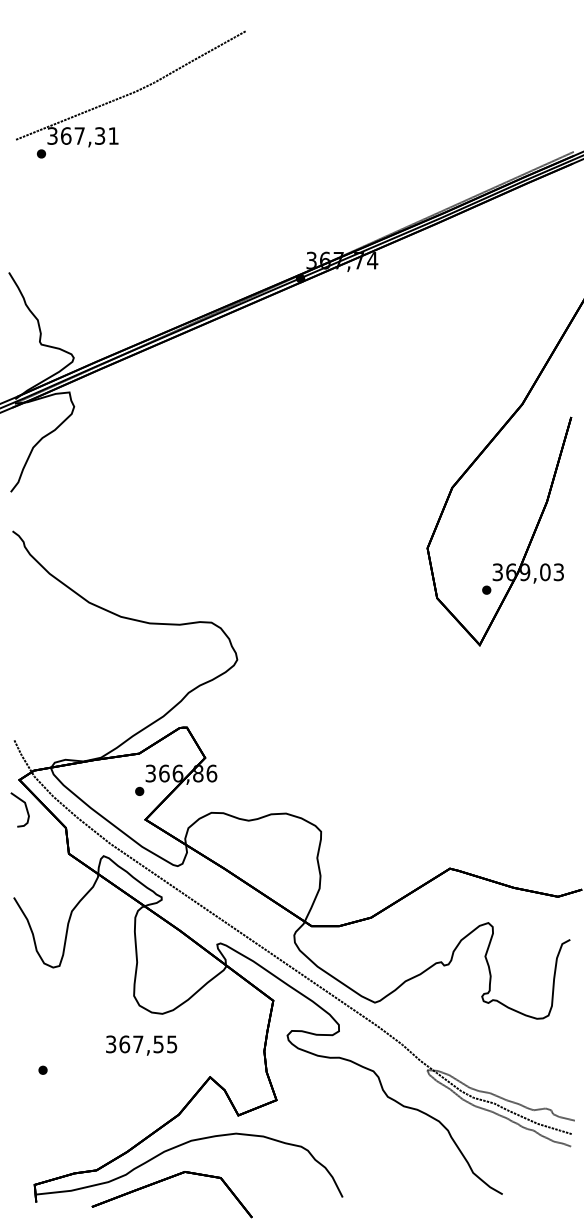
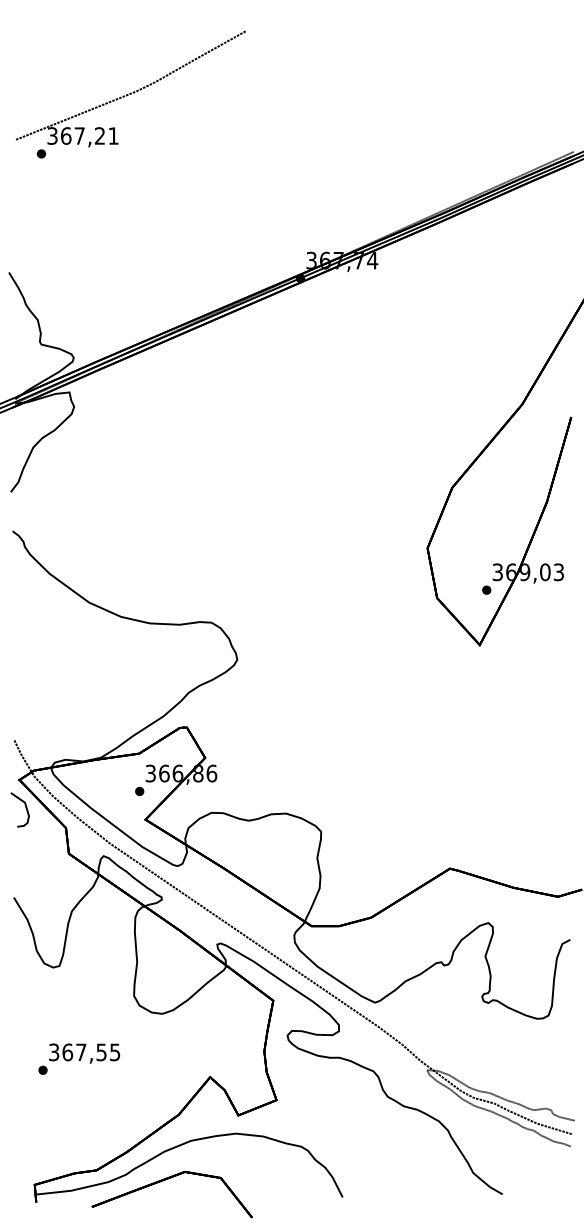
text: 367,31 -> 367,21 (100, 135)
text position: (141, 1045) -> (84, 1053) (84, 1053)
